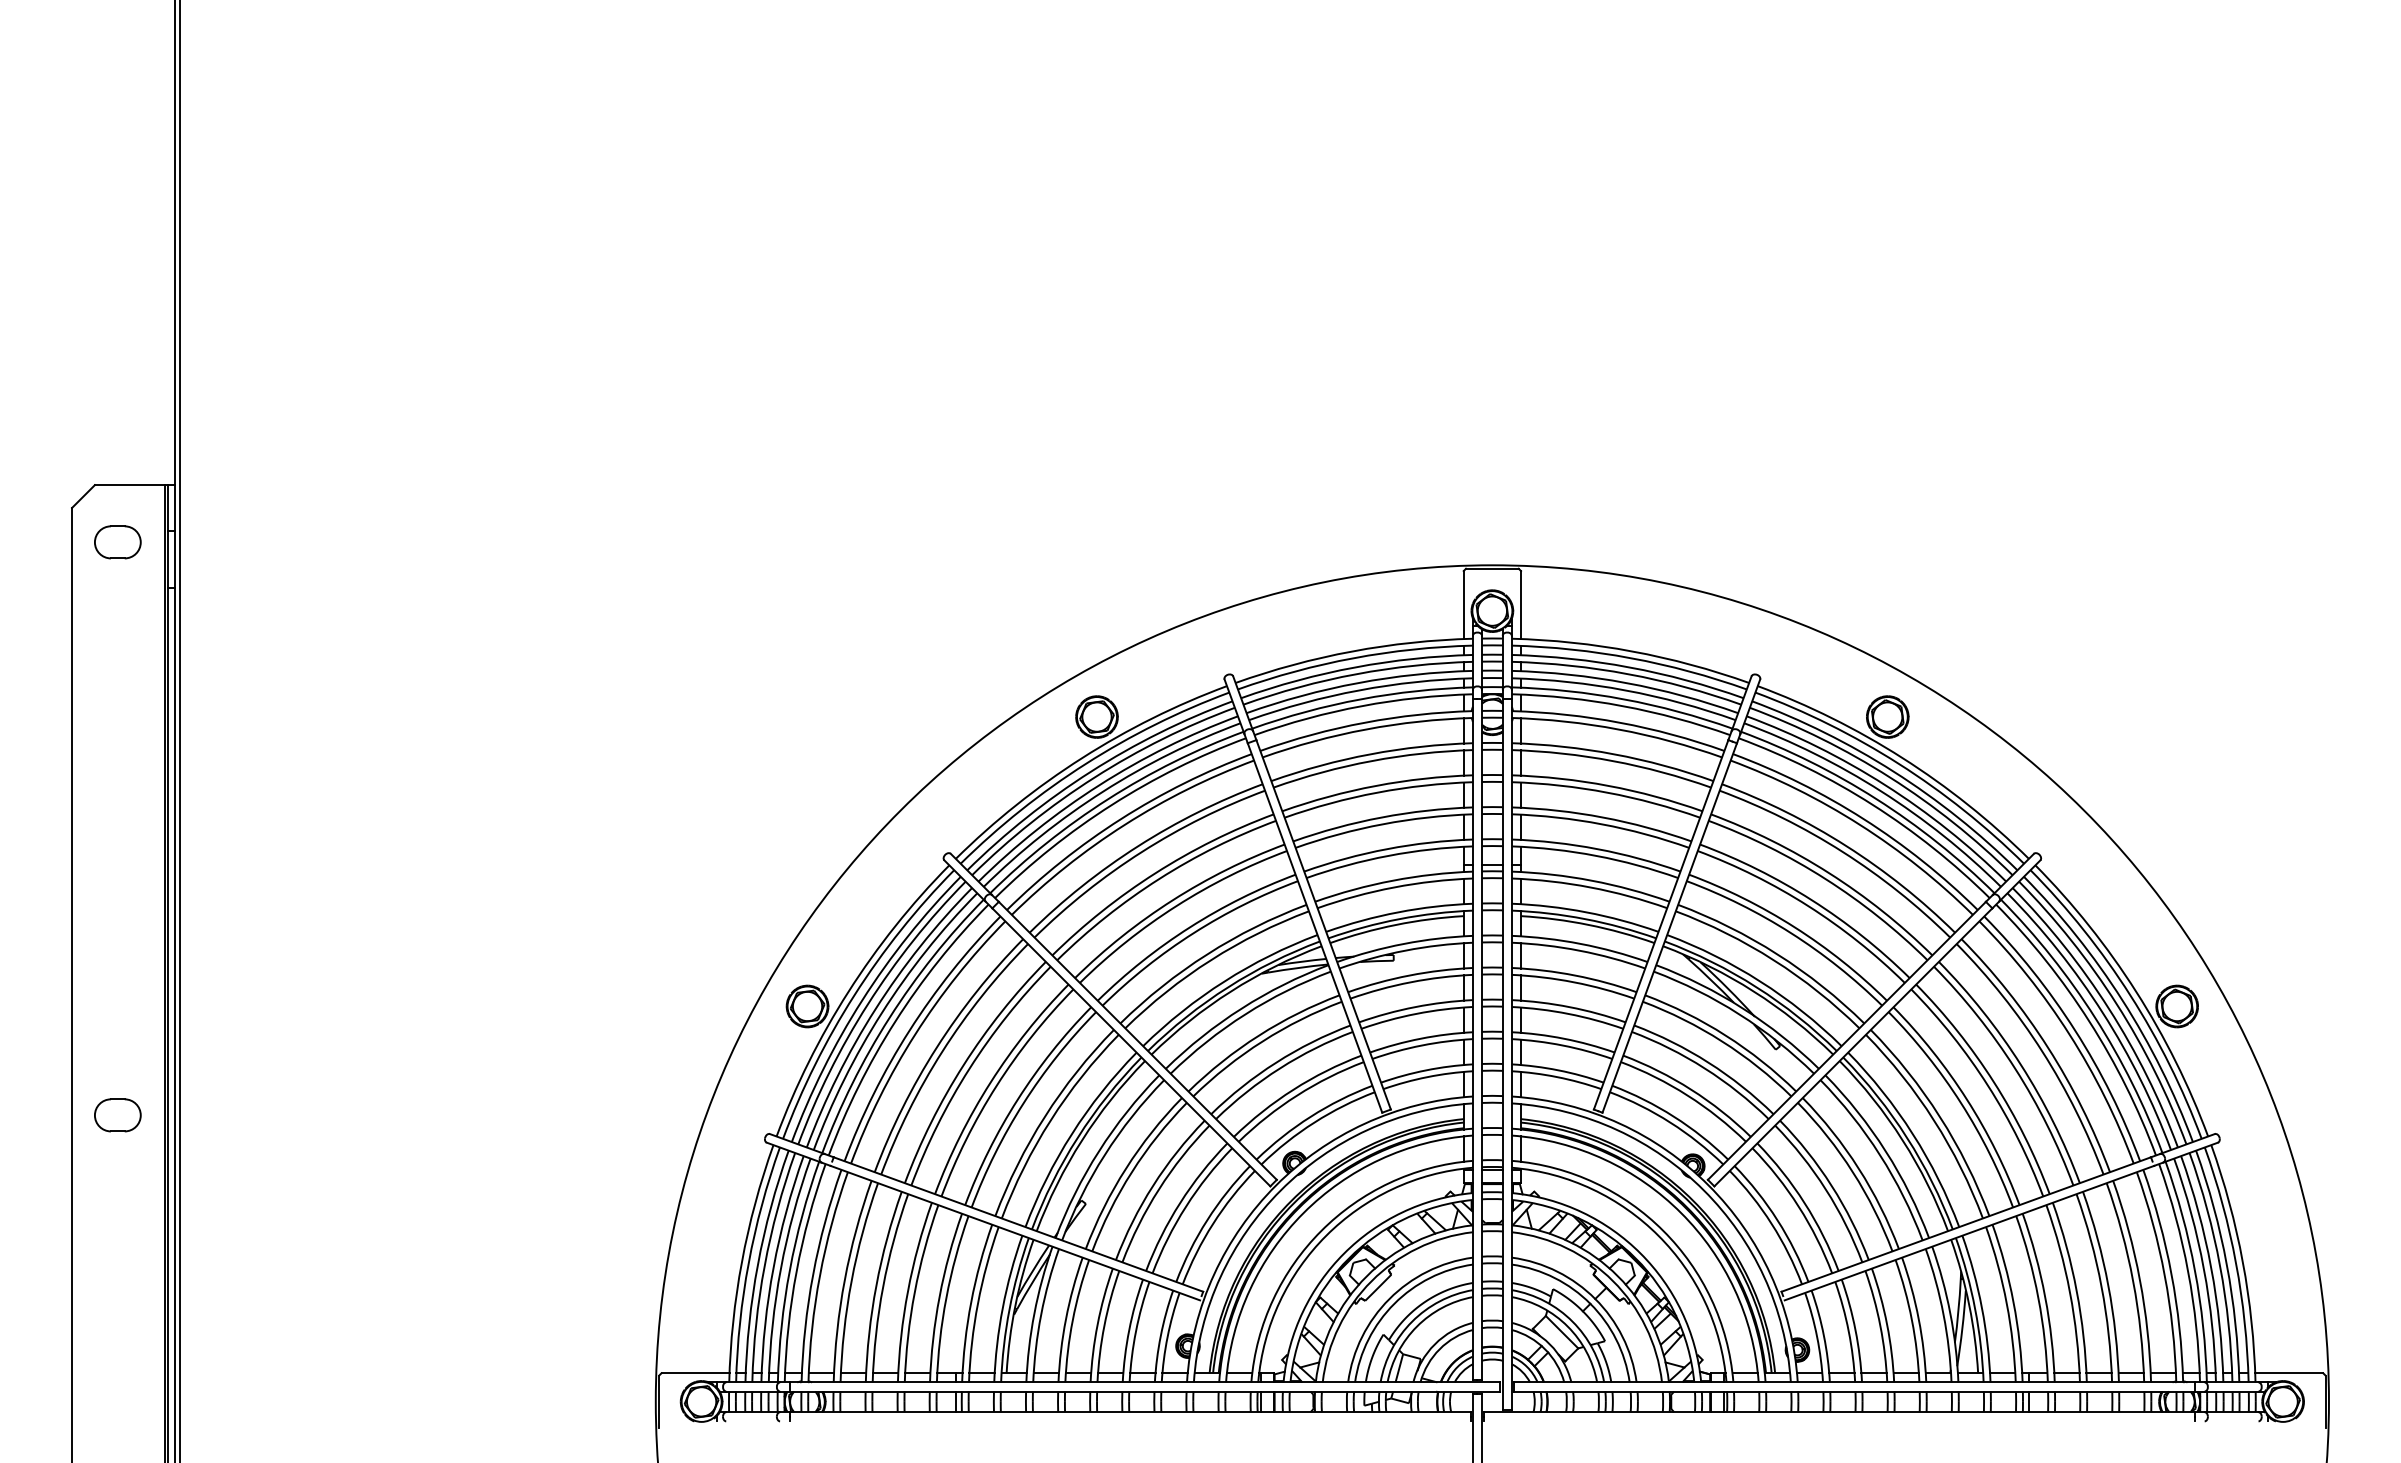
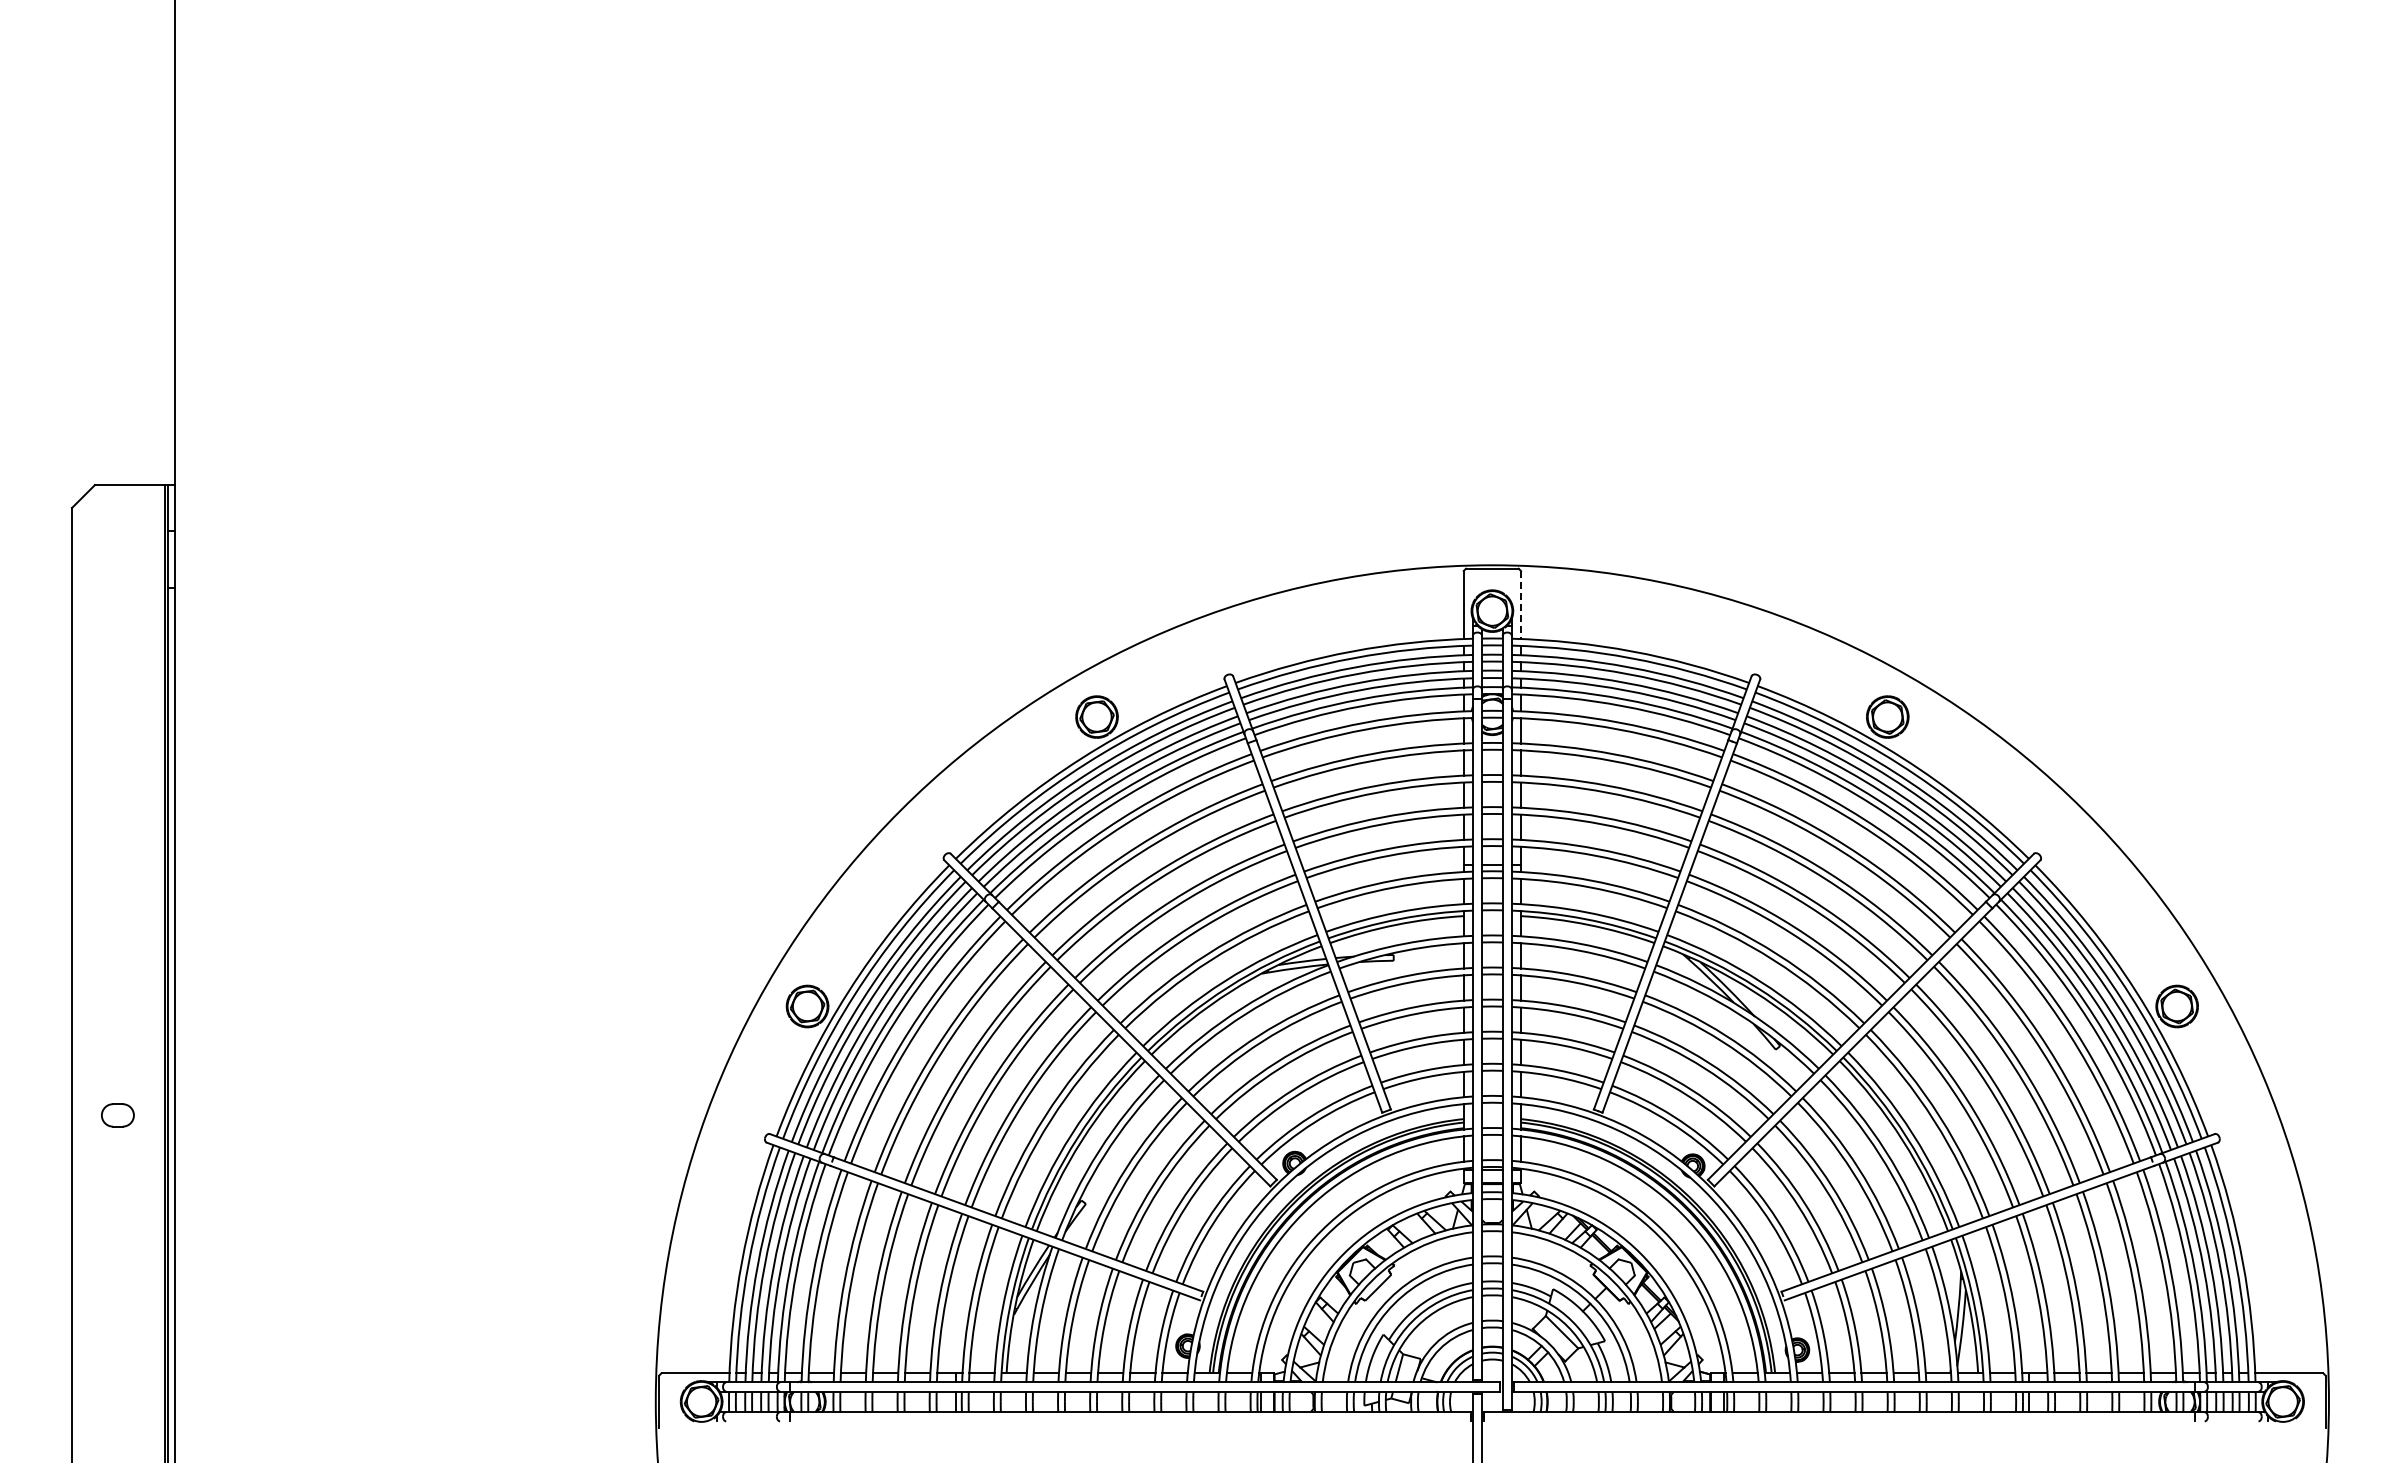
part: present -> none (117, 542)
line: solid -> dashed (1521, 605)
line: present -> none (180, 730)
part size: 48x35 px -> 34x25 px (117, 1115)
